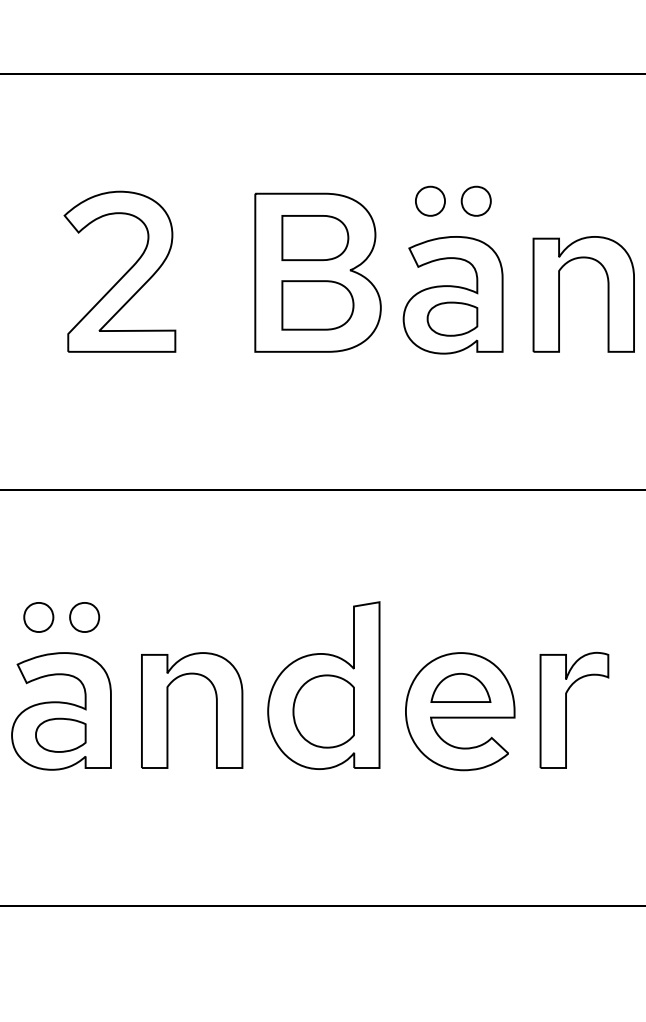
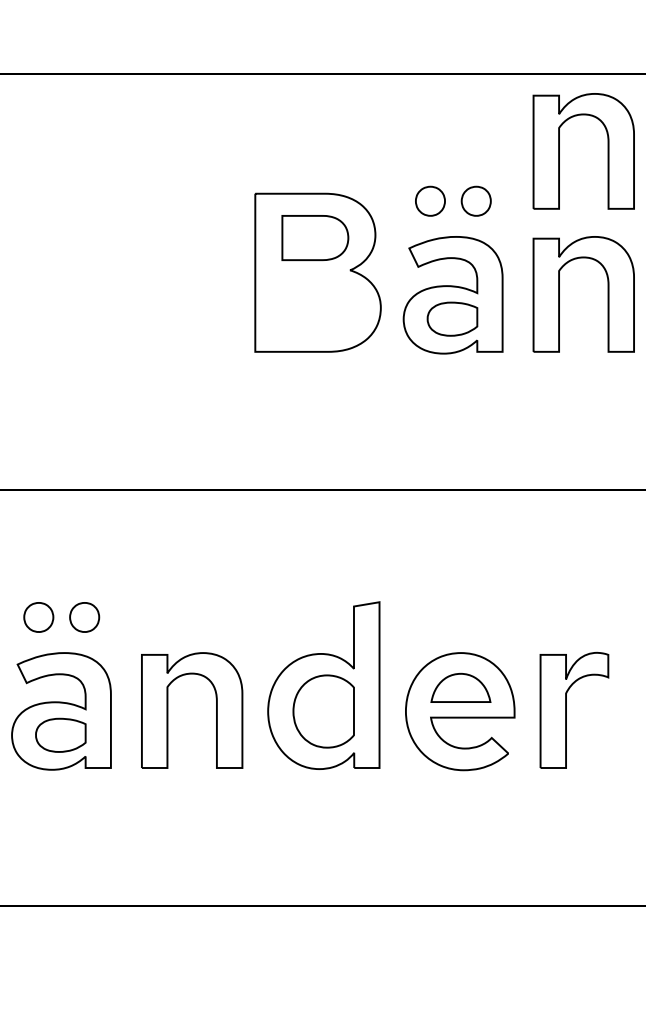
part: none -> present (559, 151)
part: present -> none (119, 271)
part: present -> none (317, 305)
